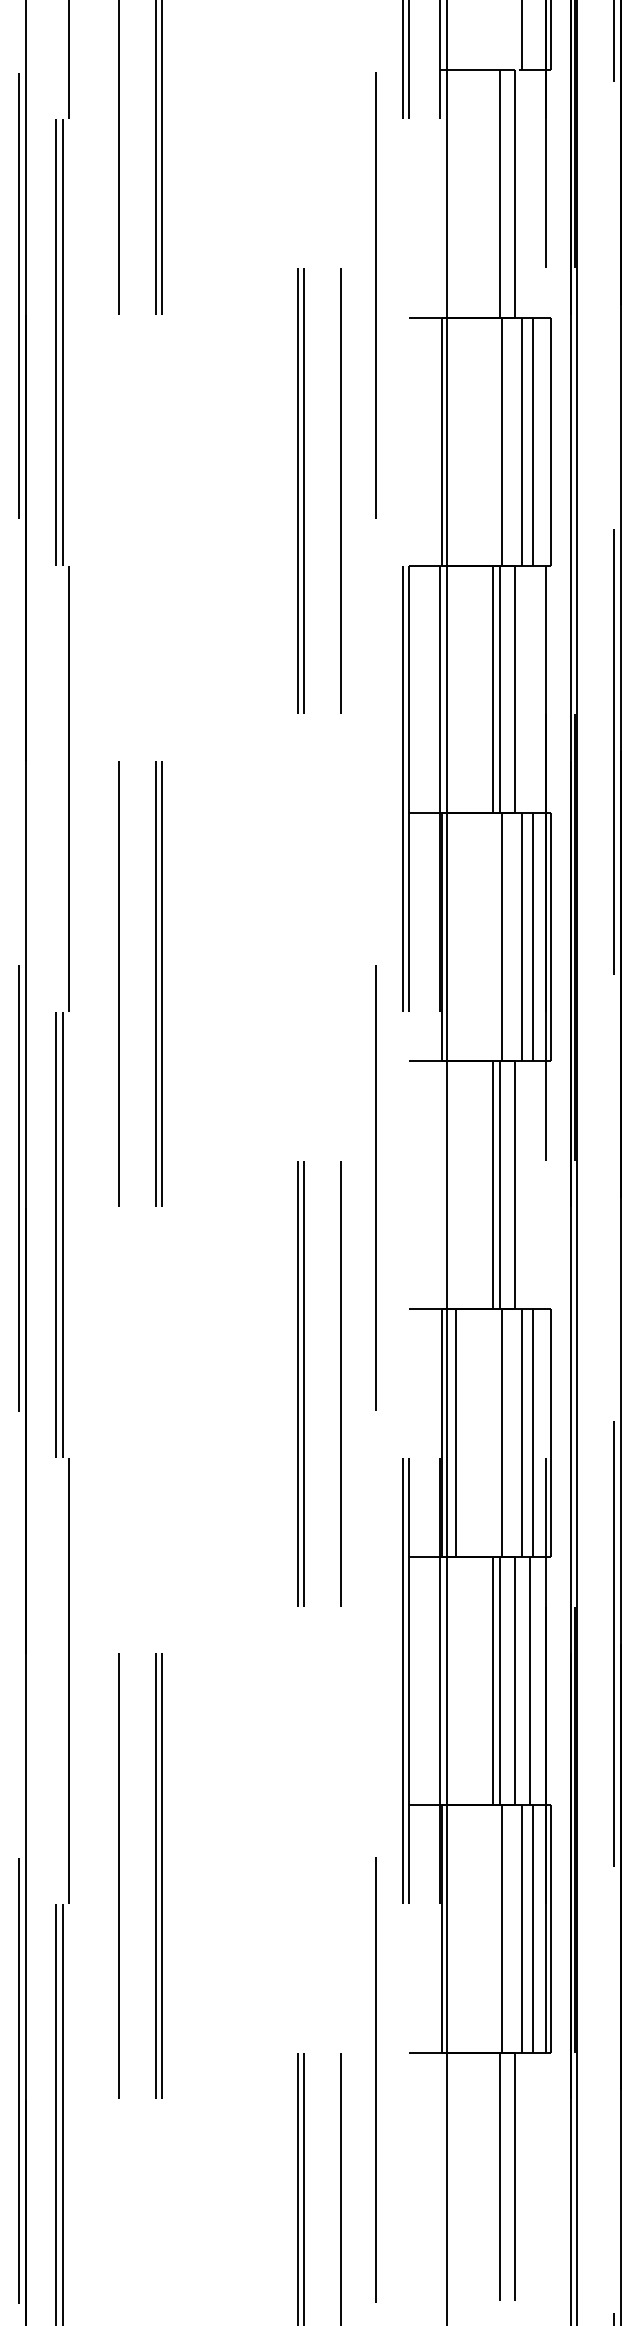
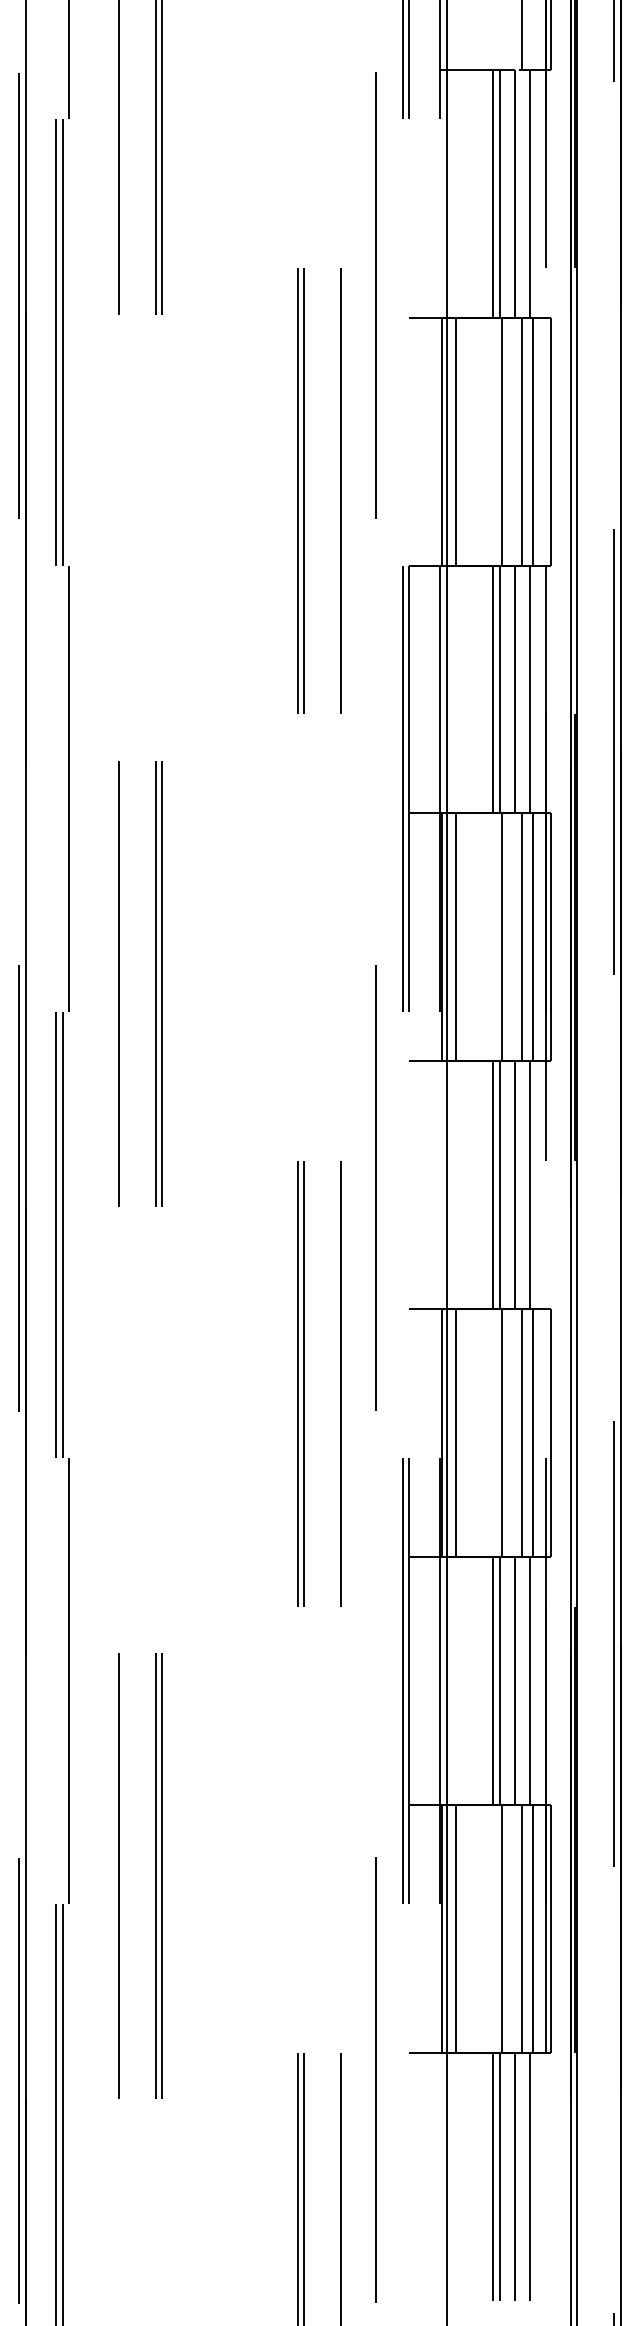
line: none -> present (493, 193)
line: none -> present (529, 193)
line: none -> present (456, 441)
line: none -> present (529, 689)
line: none -> present (456, 937)
line: none -> present (529, 1185)
line: none -> present (456, 1928)
line: none -> present (493, 2176)
line: none -> present (529, 2176)
